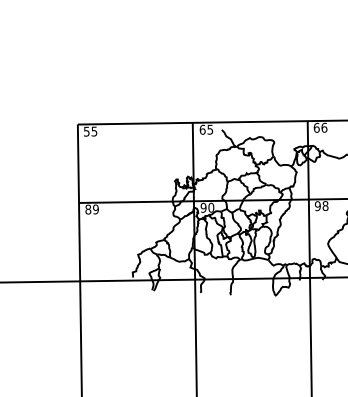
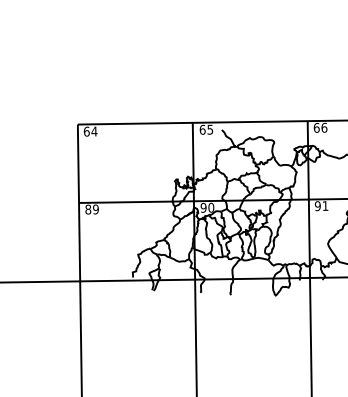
text: 55 -> 64 (90, 131)
text: 98 -> 91 (325, 205)
